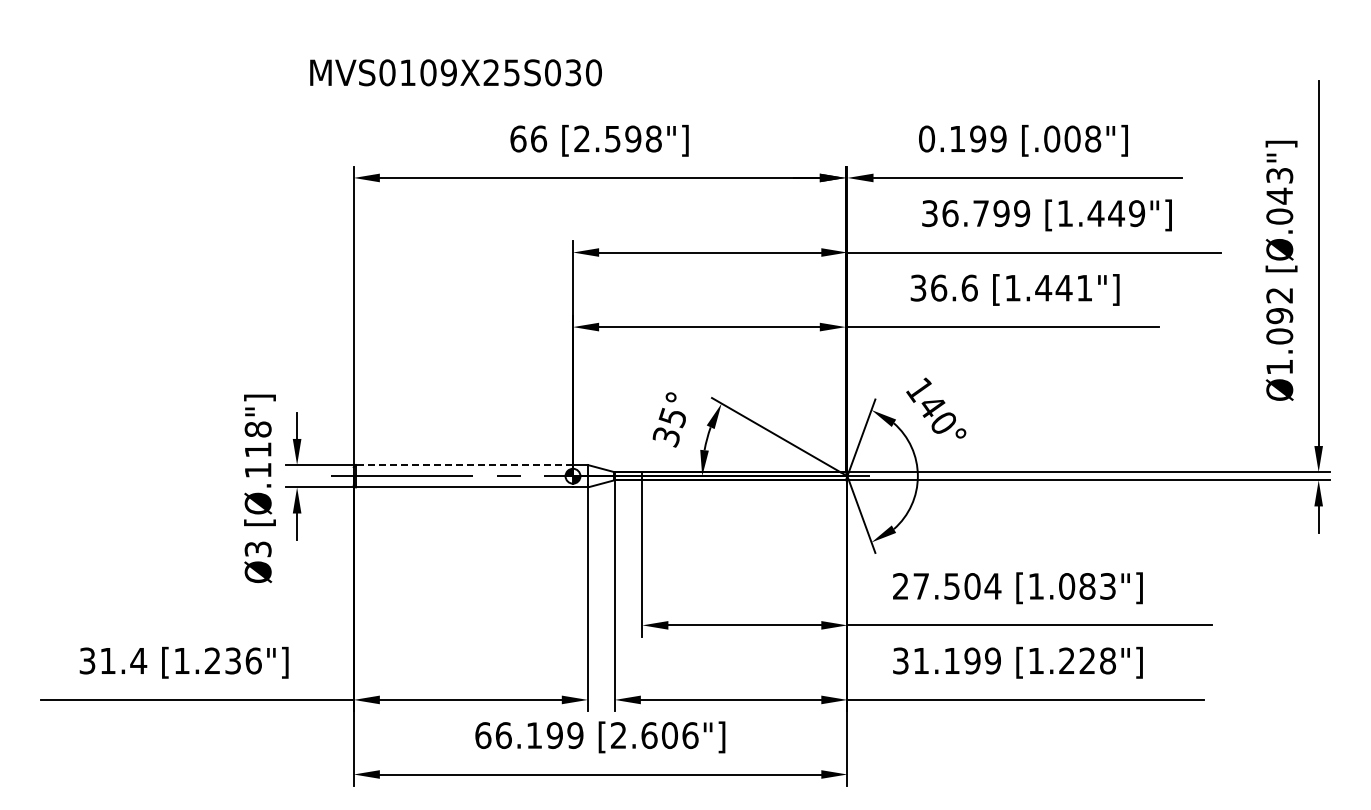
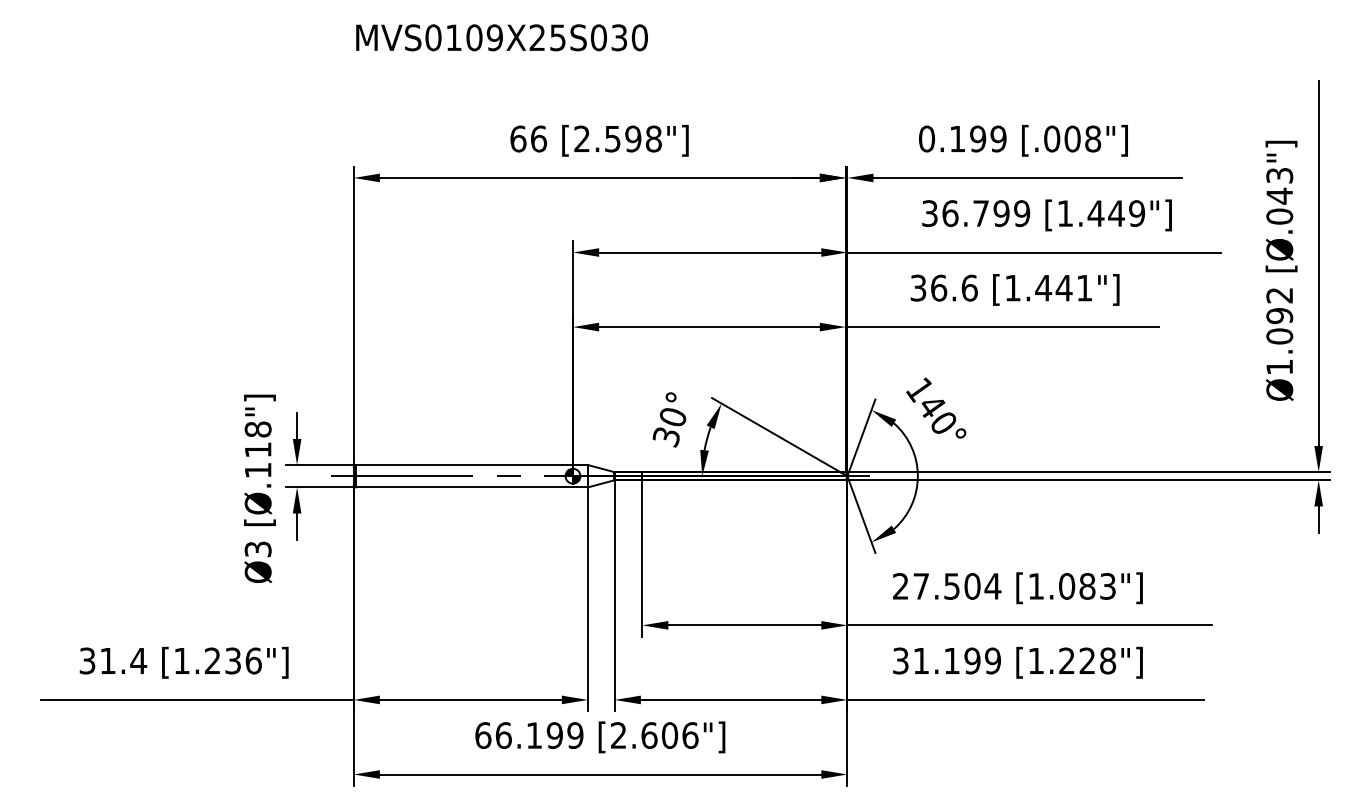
text position: (455, 72) -> (501, 37) (501, 37)
text: 35° -> 30° (672, 417)
line: dashed -> solid (464, 465)
